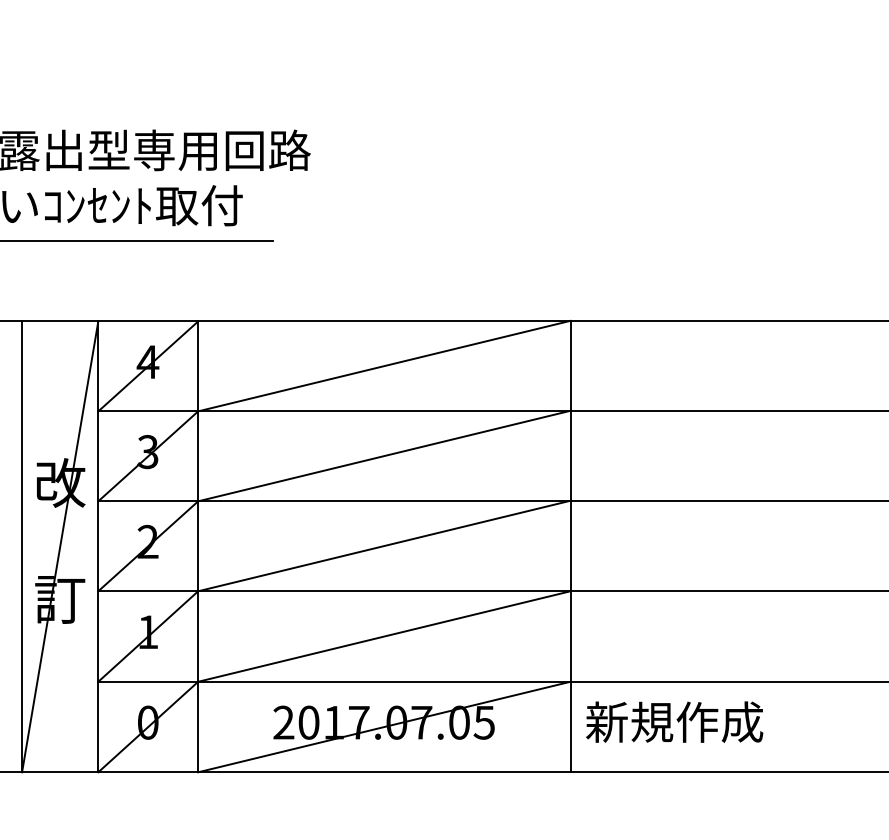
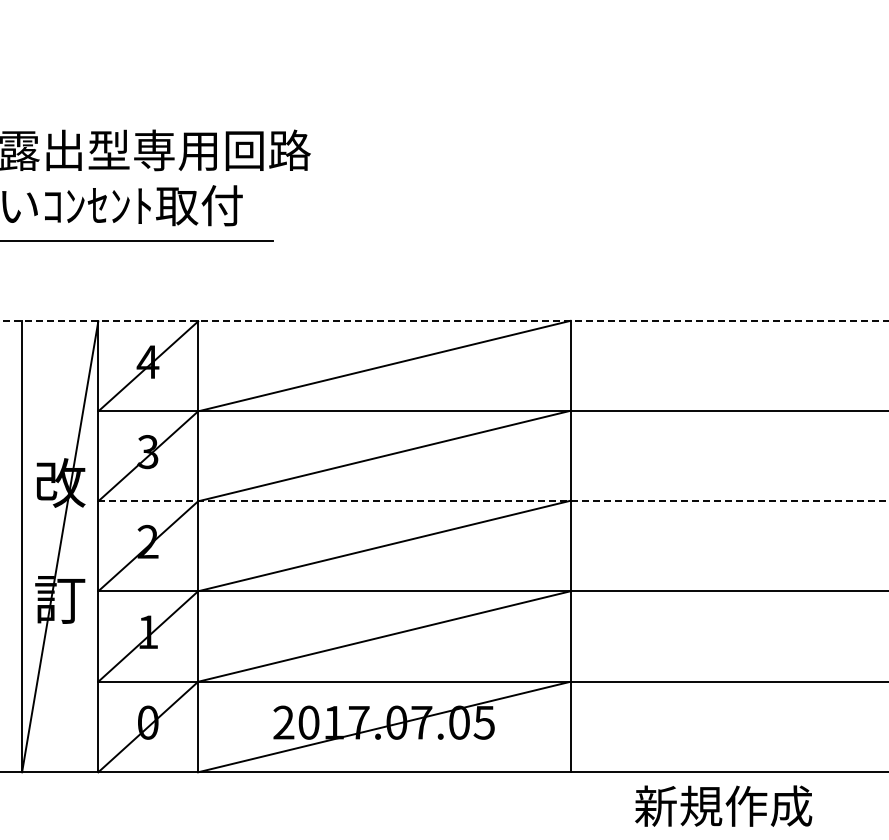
line: solid -> dashed (444, 321)
line: solid -> dashed (493, 501)
text position: (674, 721) -> (723, 805) (723, 805)
